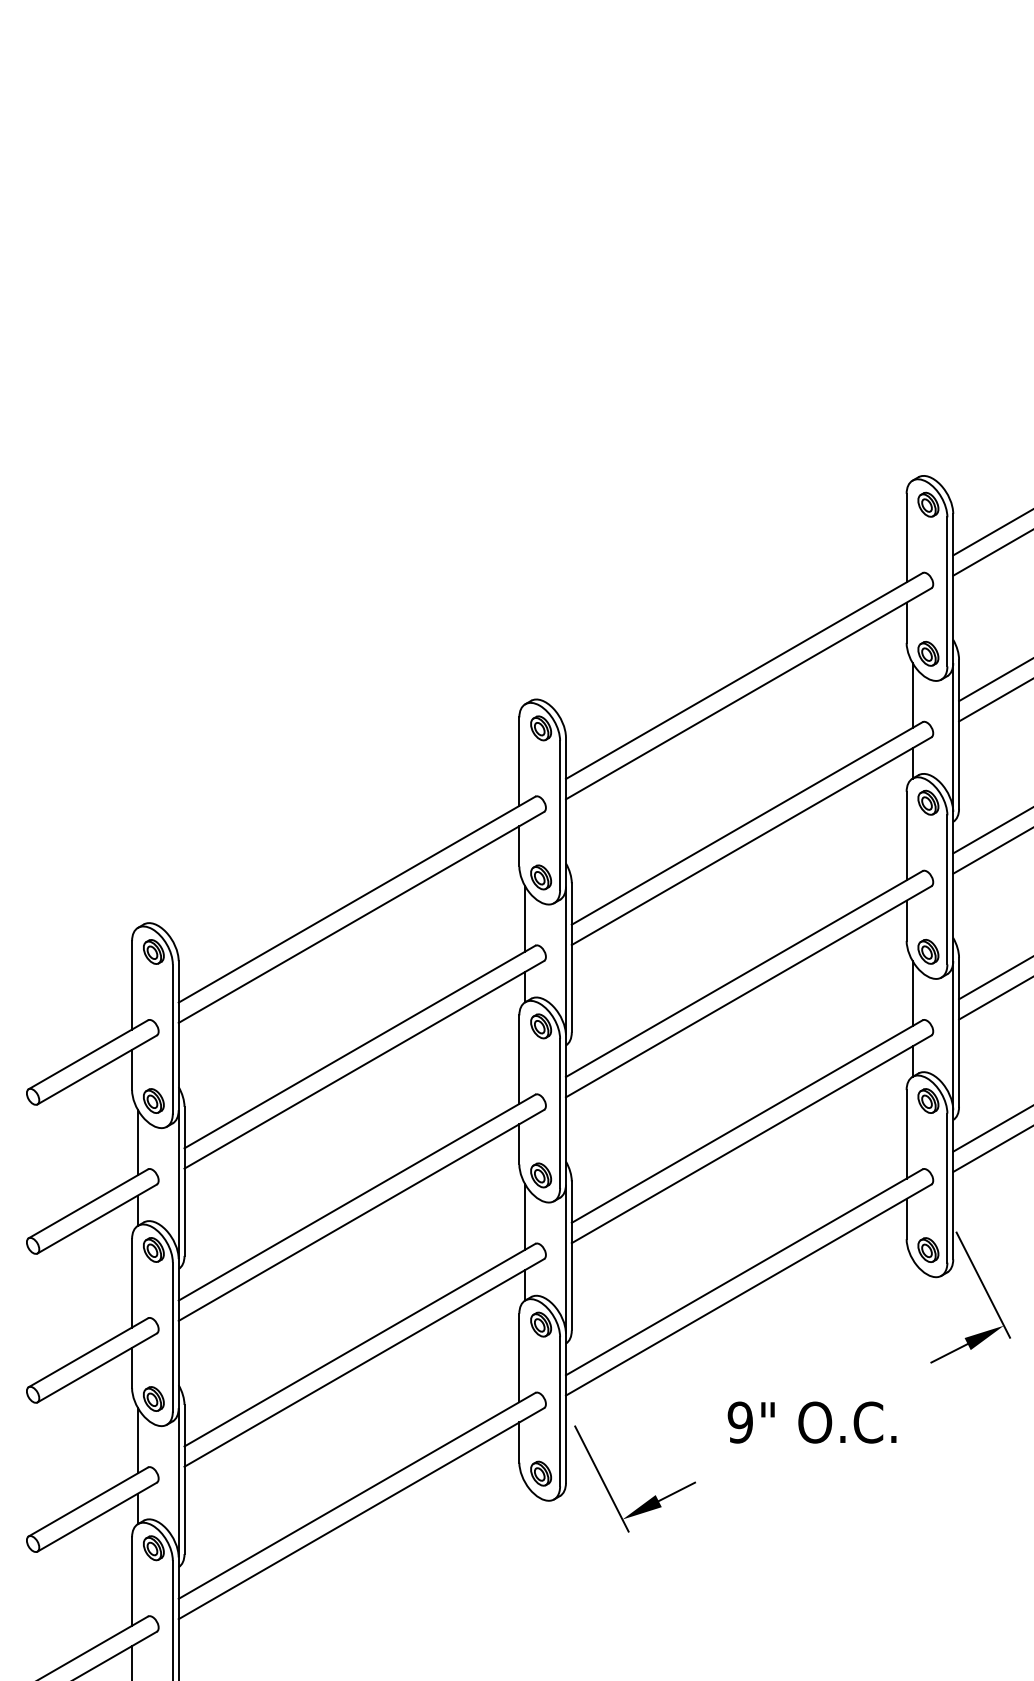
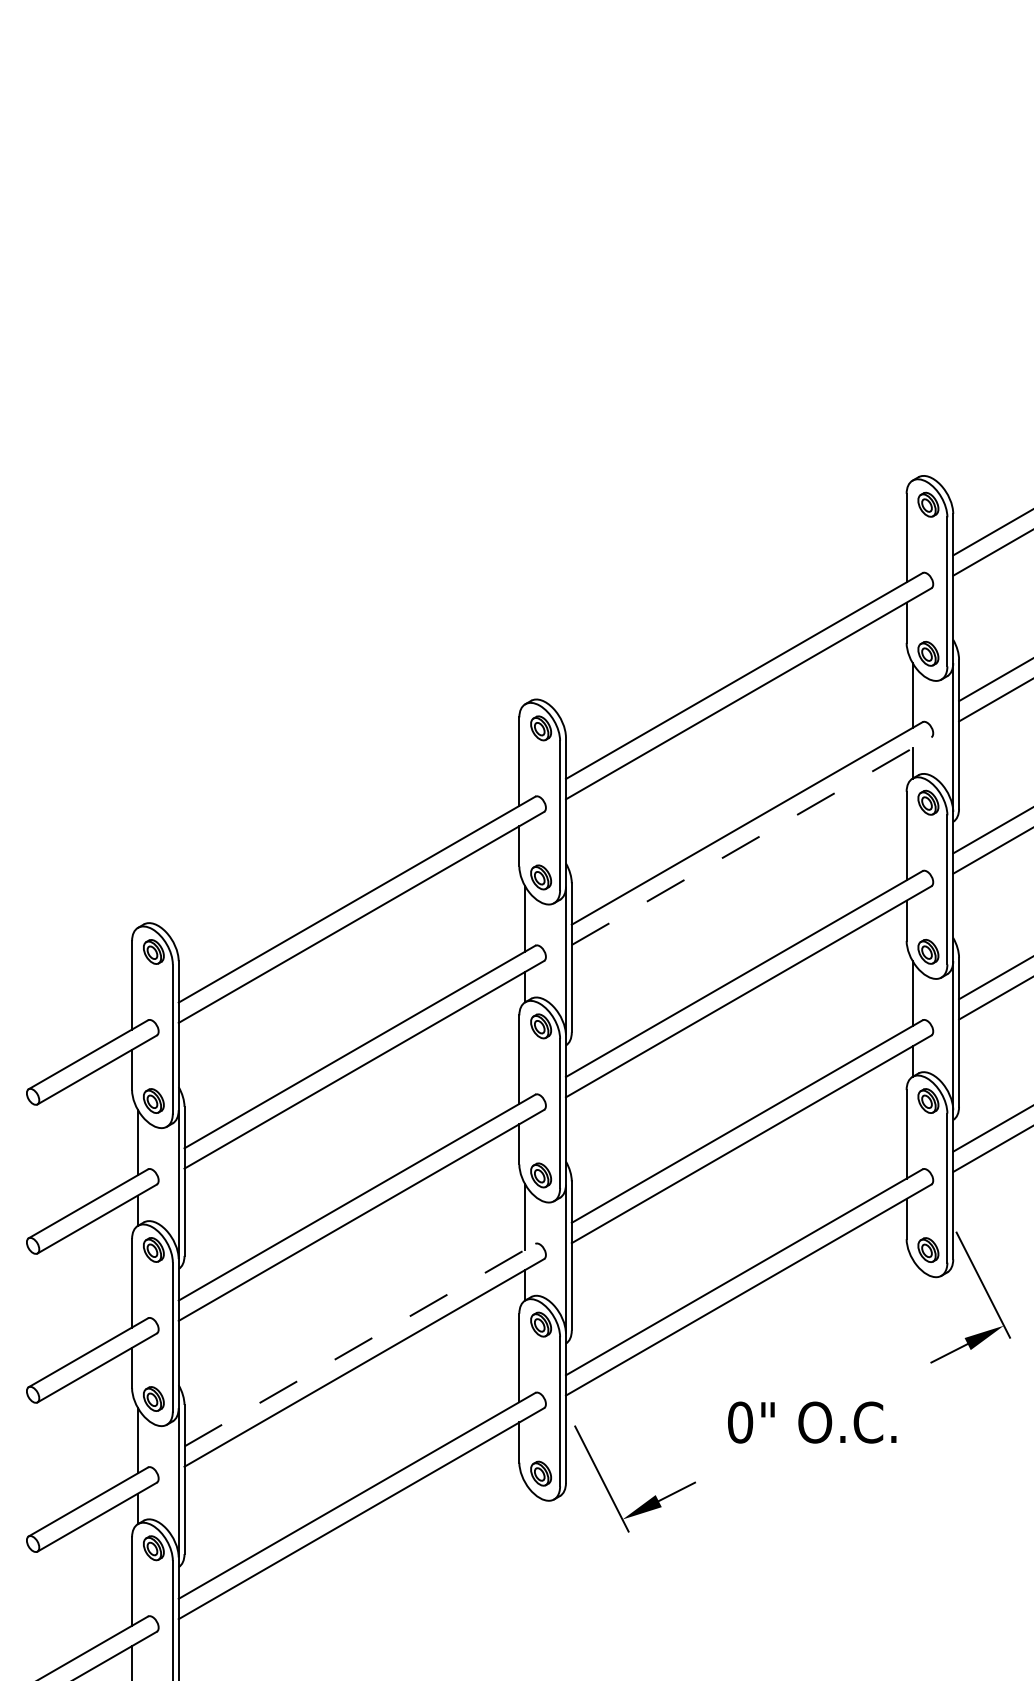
line: solid -> dashed (751, 841)
line: solid -> dashed (359, 1345)
text: 9" -> 0" (740, 1422)
